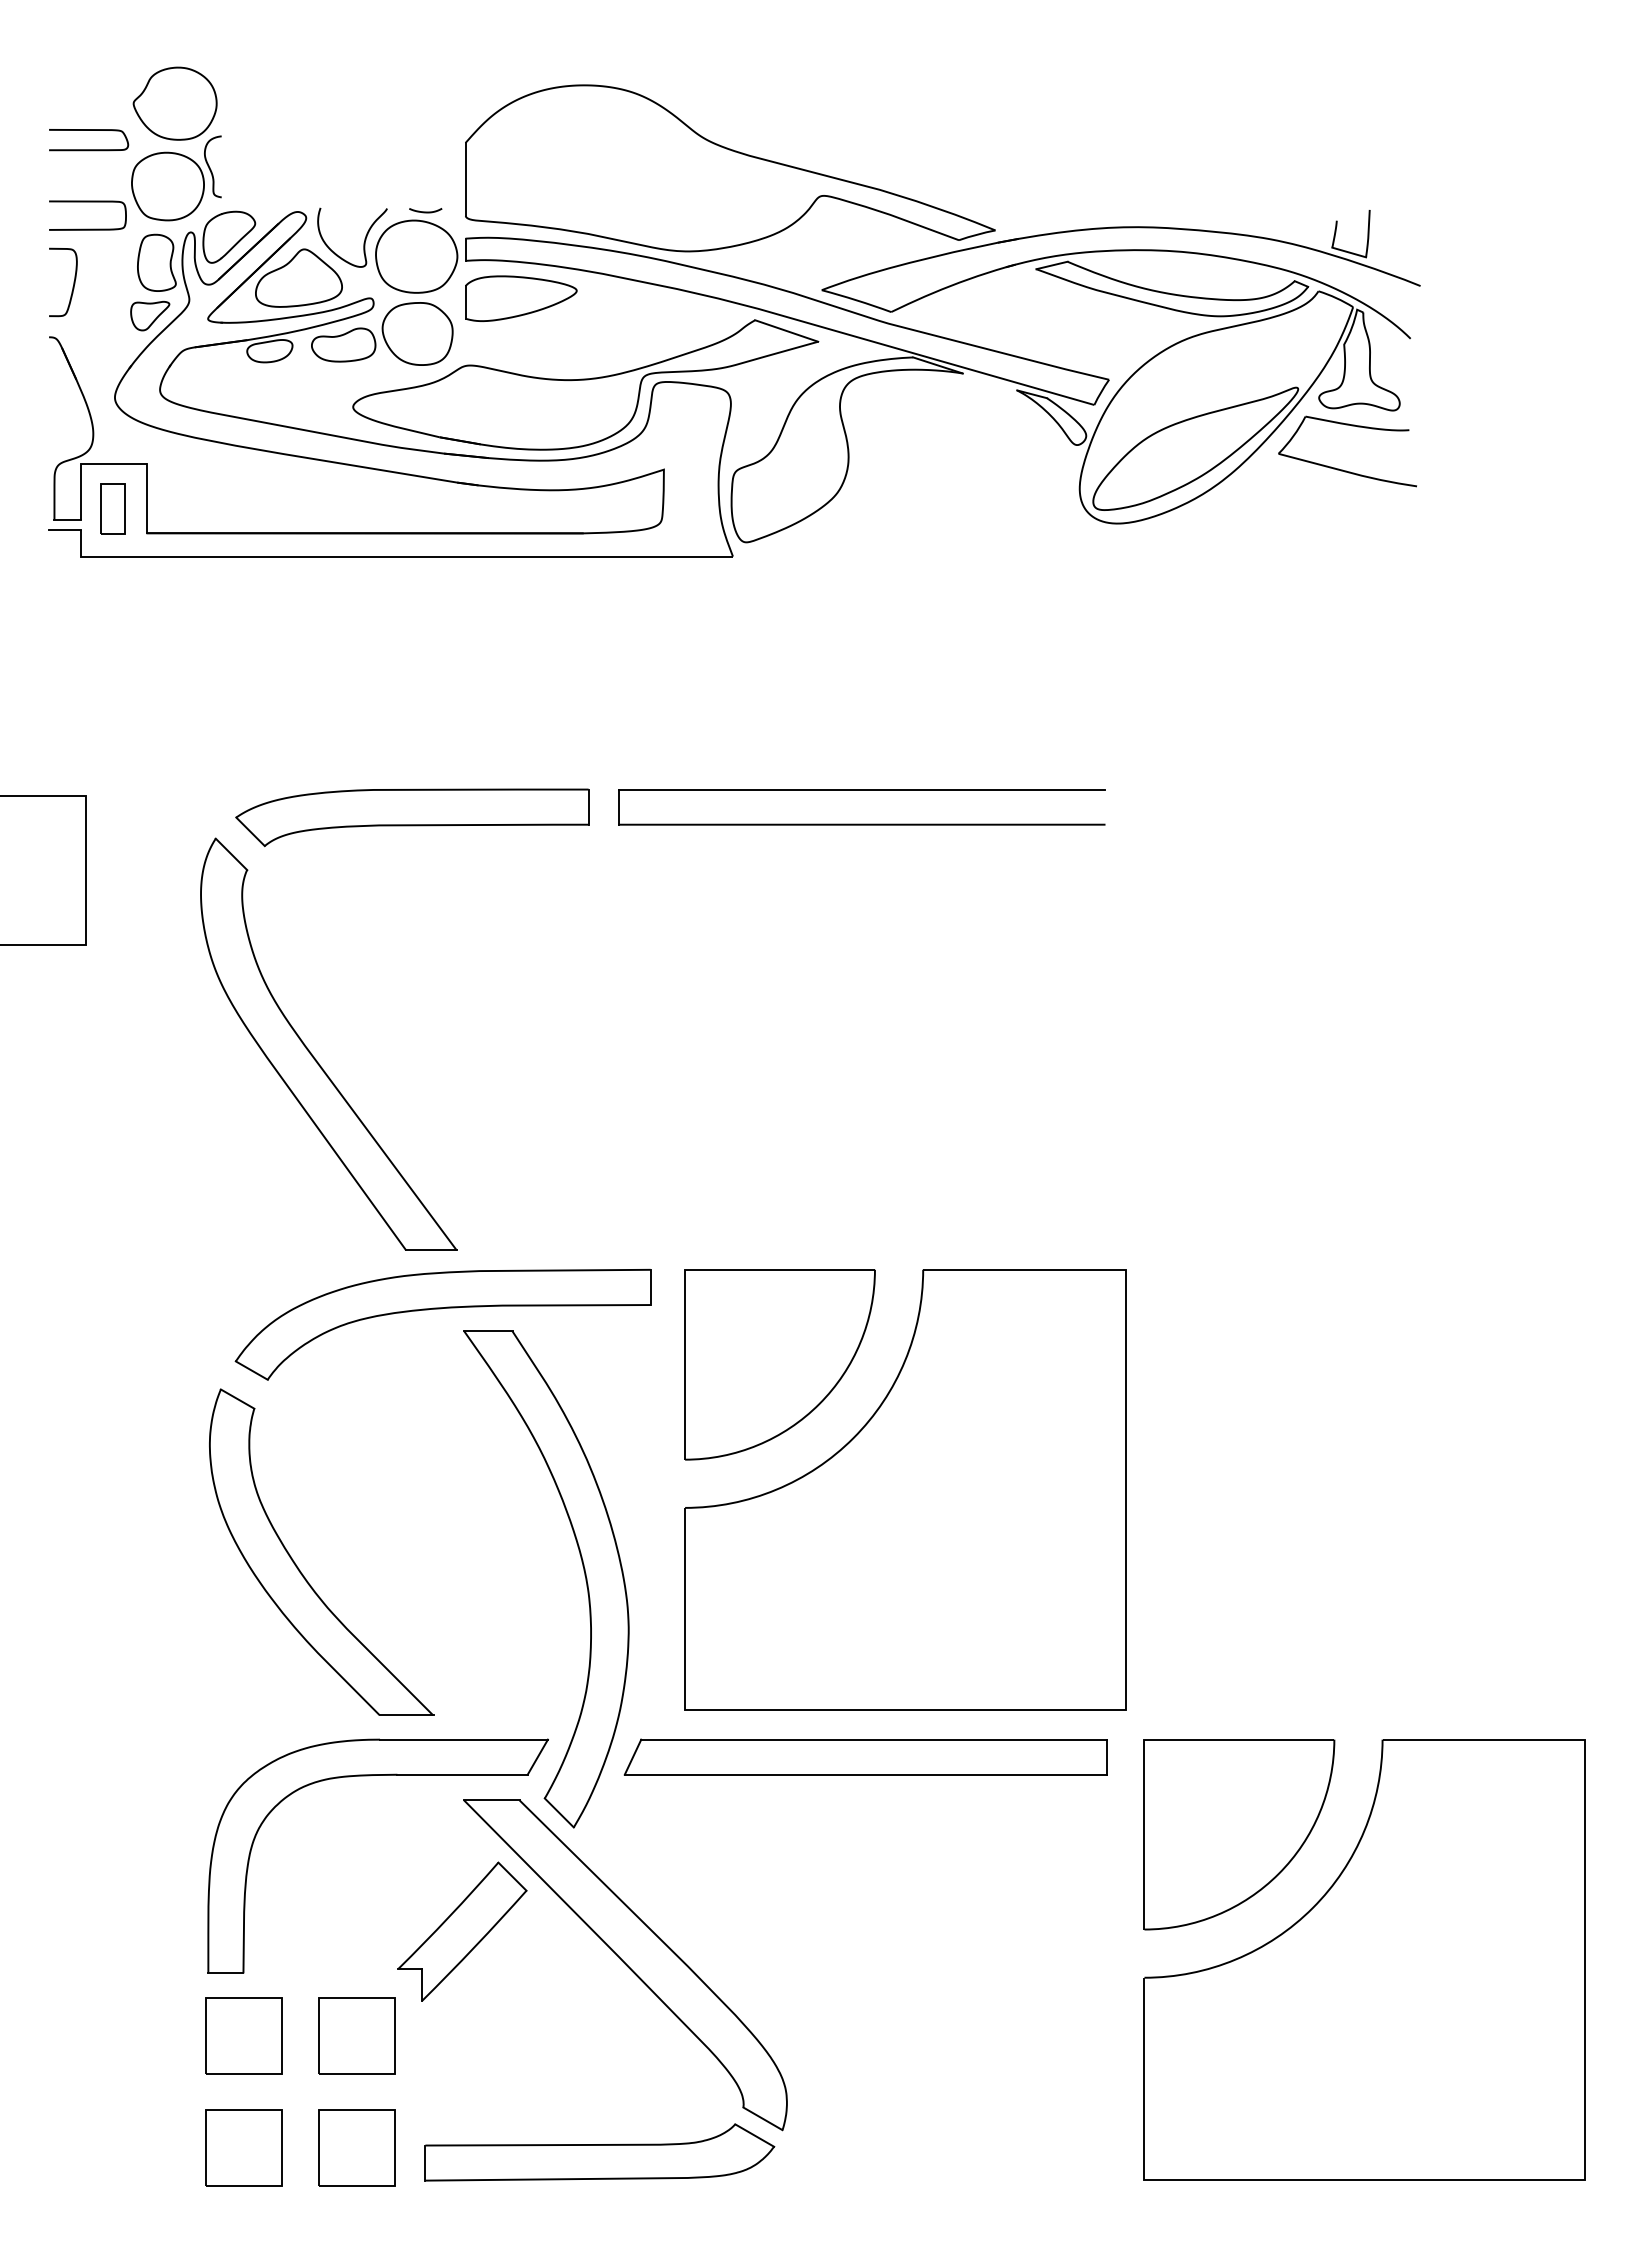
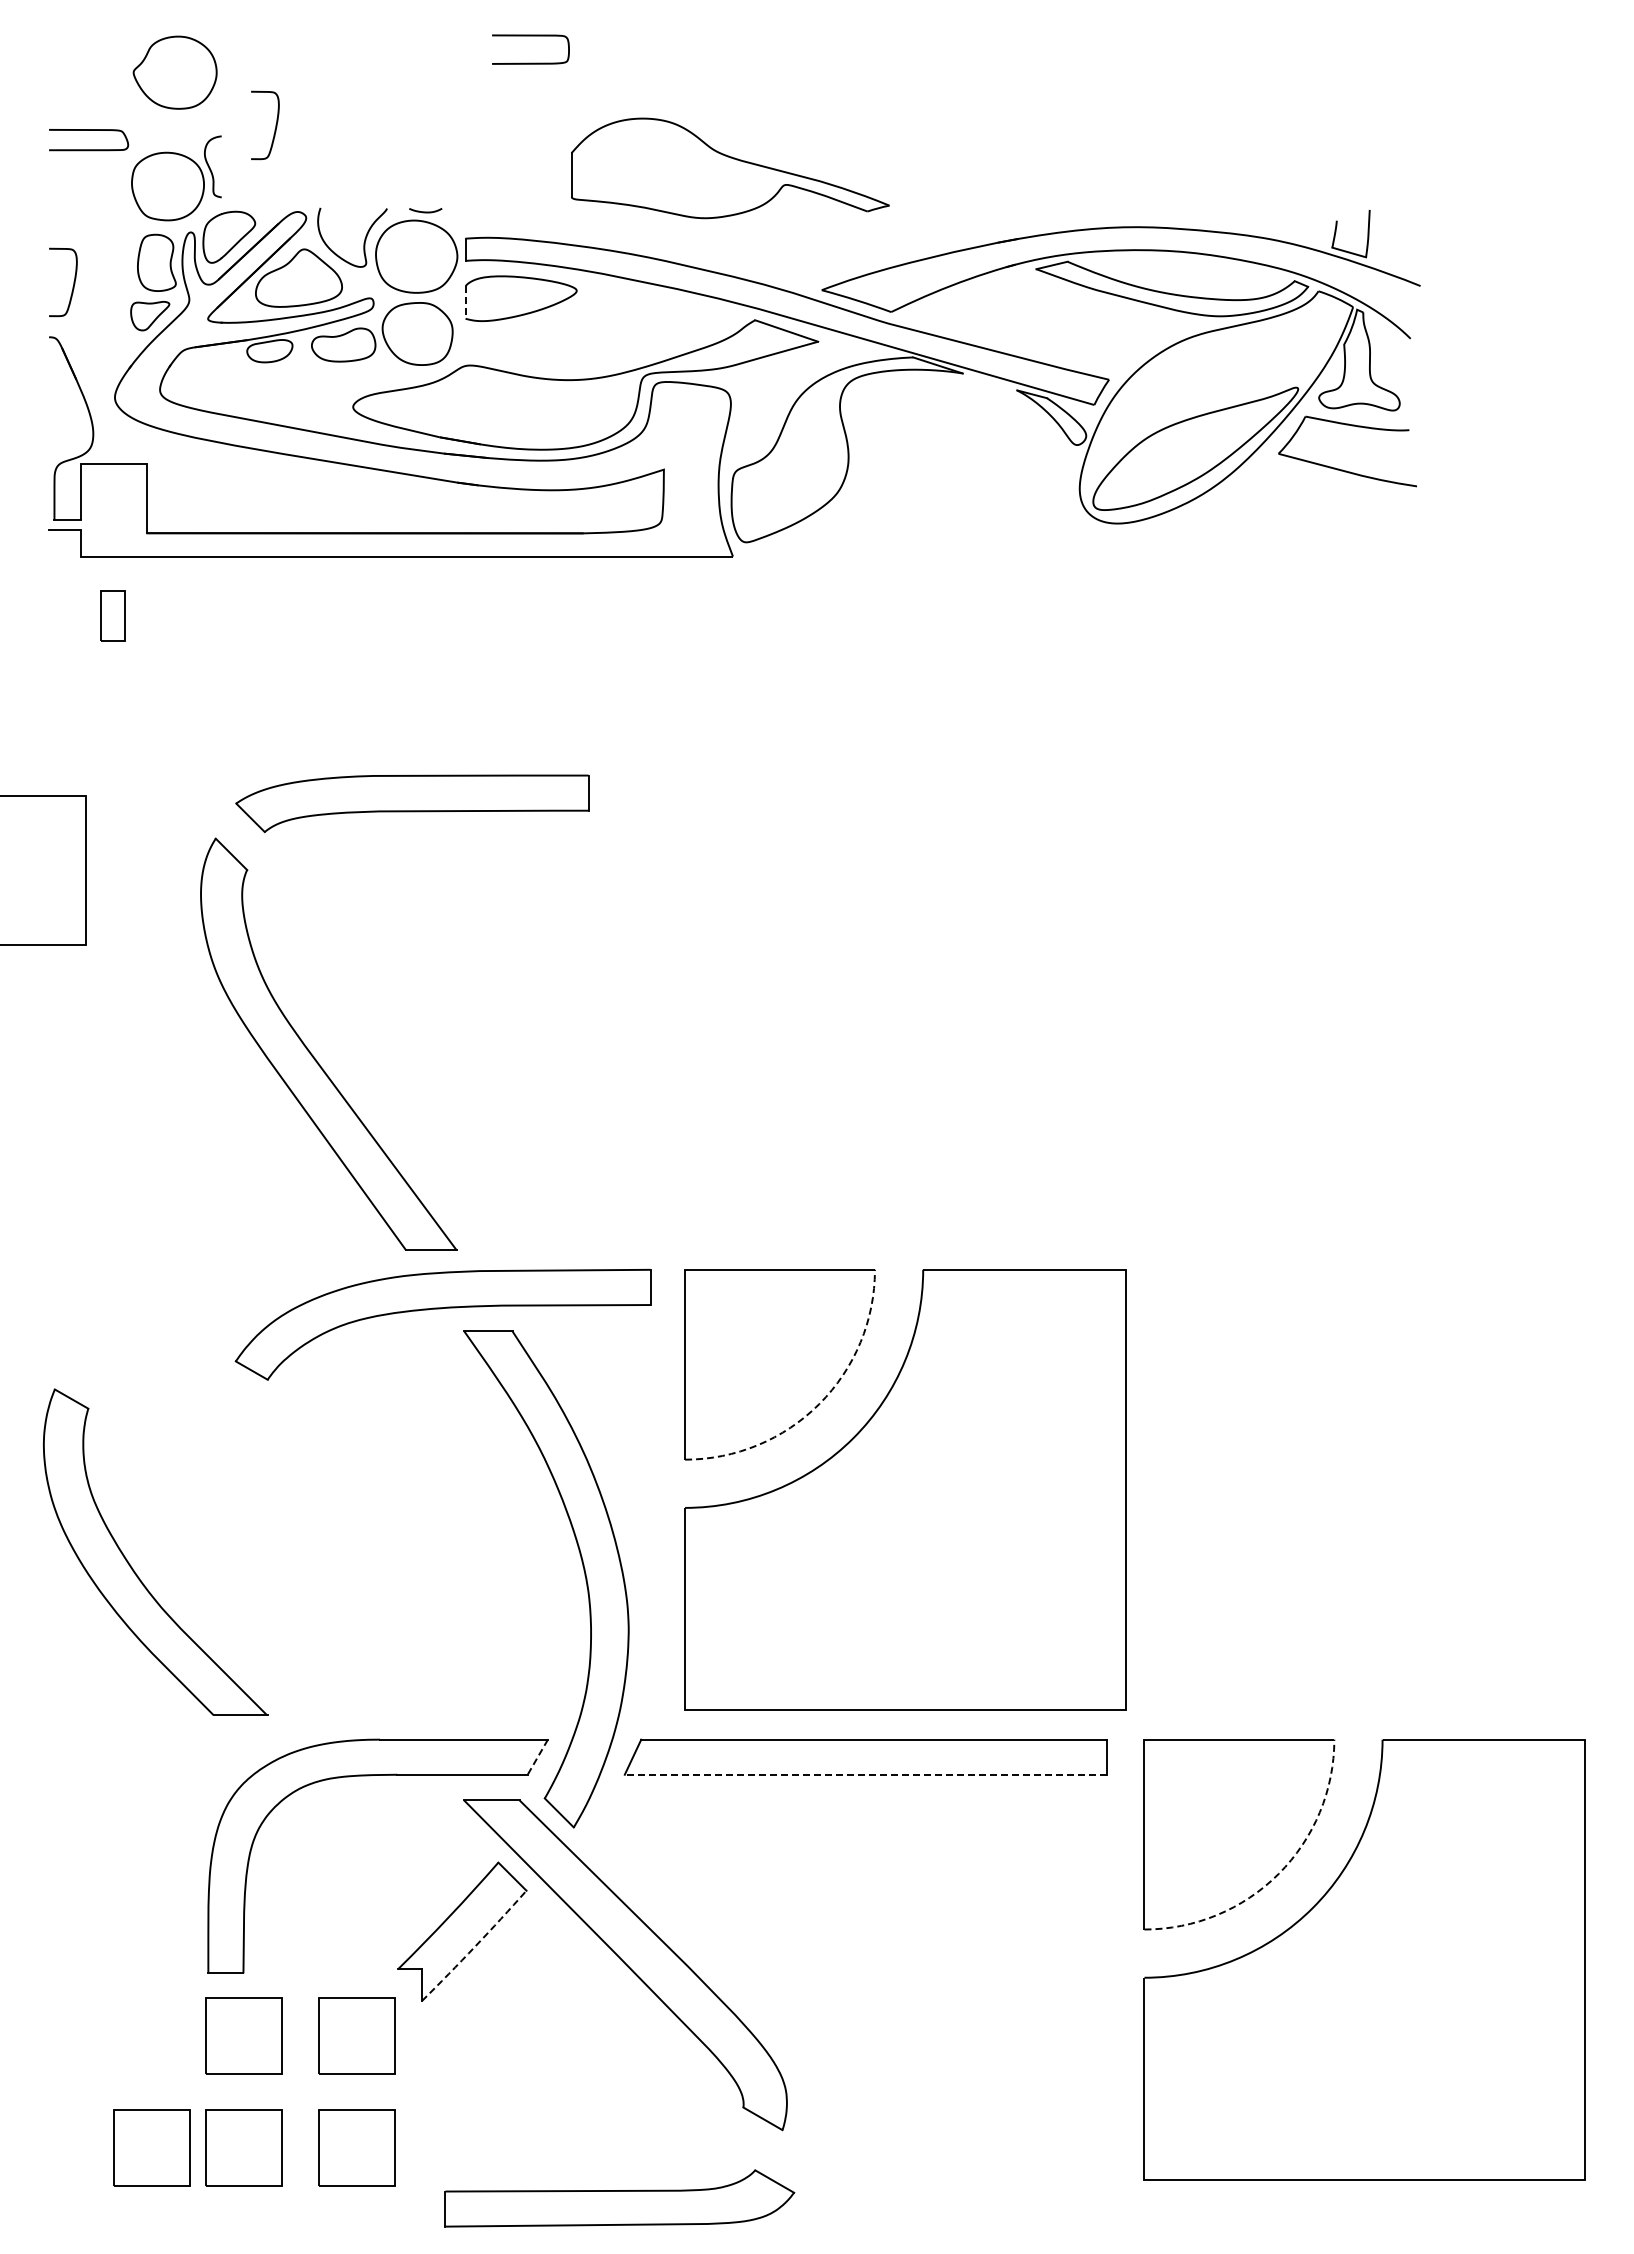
part position: (174, 103) -> (174, 72) (174, 72)
curve: none -> present (274, 129)
part size: 531x169 px -> 319x103 px (730, 168)
curve position: (87, 202) -> (530, 36) (530, 36)
line: solid -> dashed (465, 302)
part position: (112, 508) -> (112, 615) (112, 615)
part position: (412, 817) -> (412, 803) (412, 803)
part: present -> none (861, 823)
arc: solid -> dashed (819, 1404)
part position: (297, 1565) -> (131, 1565) (131, 1565)
line: solid -> dashed (537, 1757)
line: solid -> dashed (865, 1774)
arc: solid -> dashed (1278, 1873)
arc: solid -> dashed (475, 1946)
part: none -> present (151, 2147)
part position: (599, 2152) -> (619, 2198) (619, 2198)
